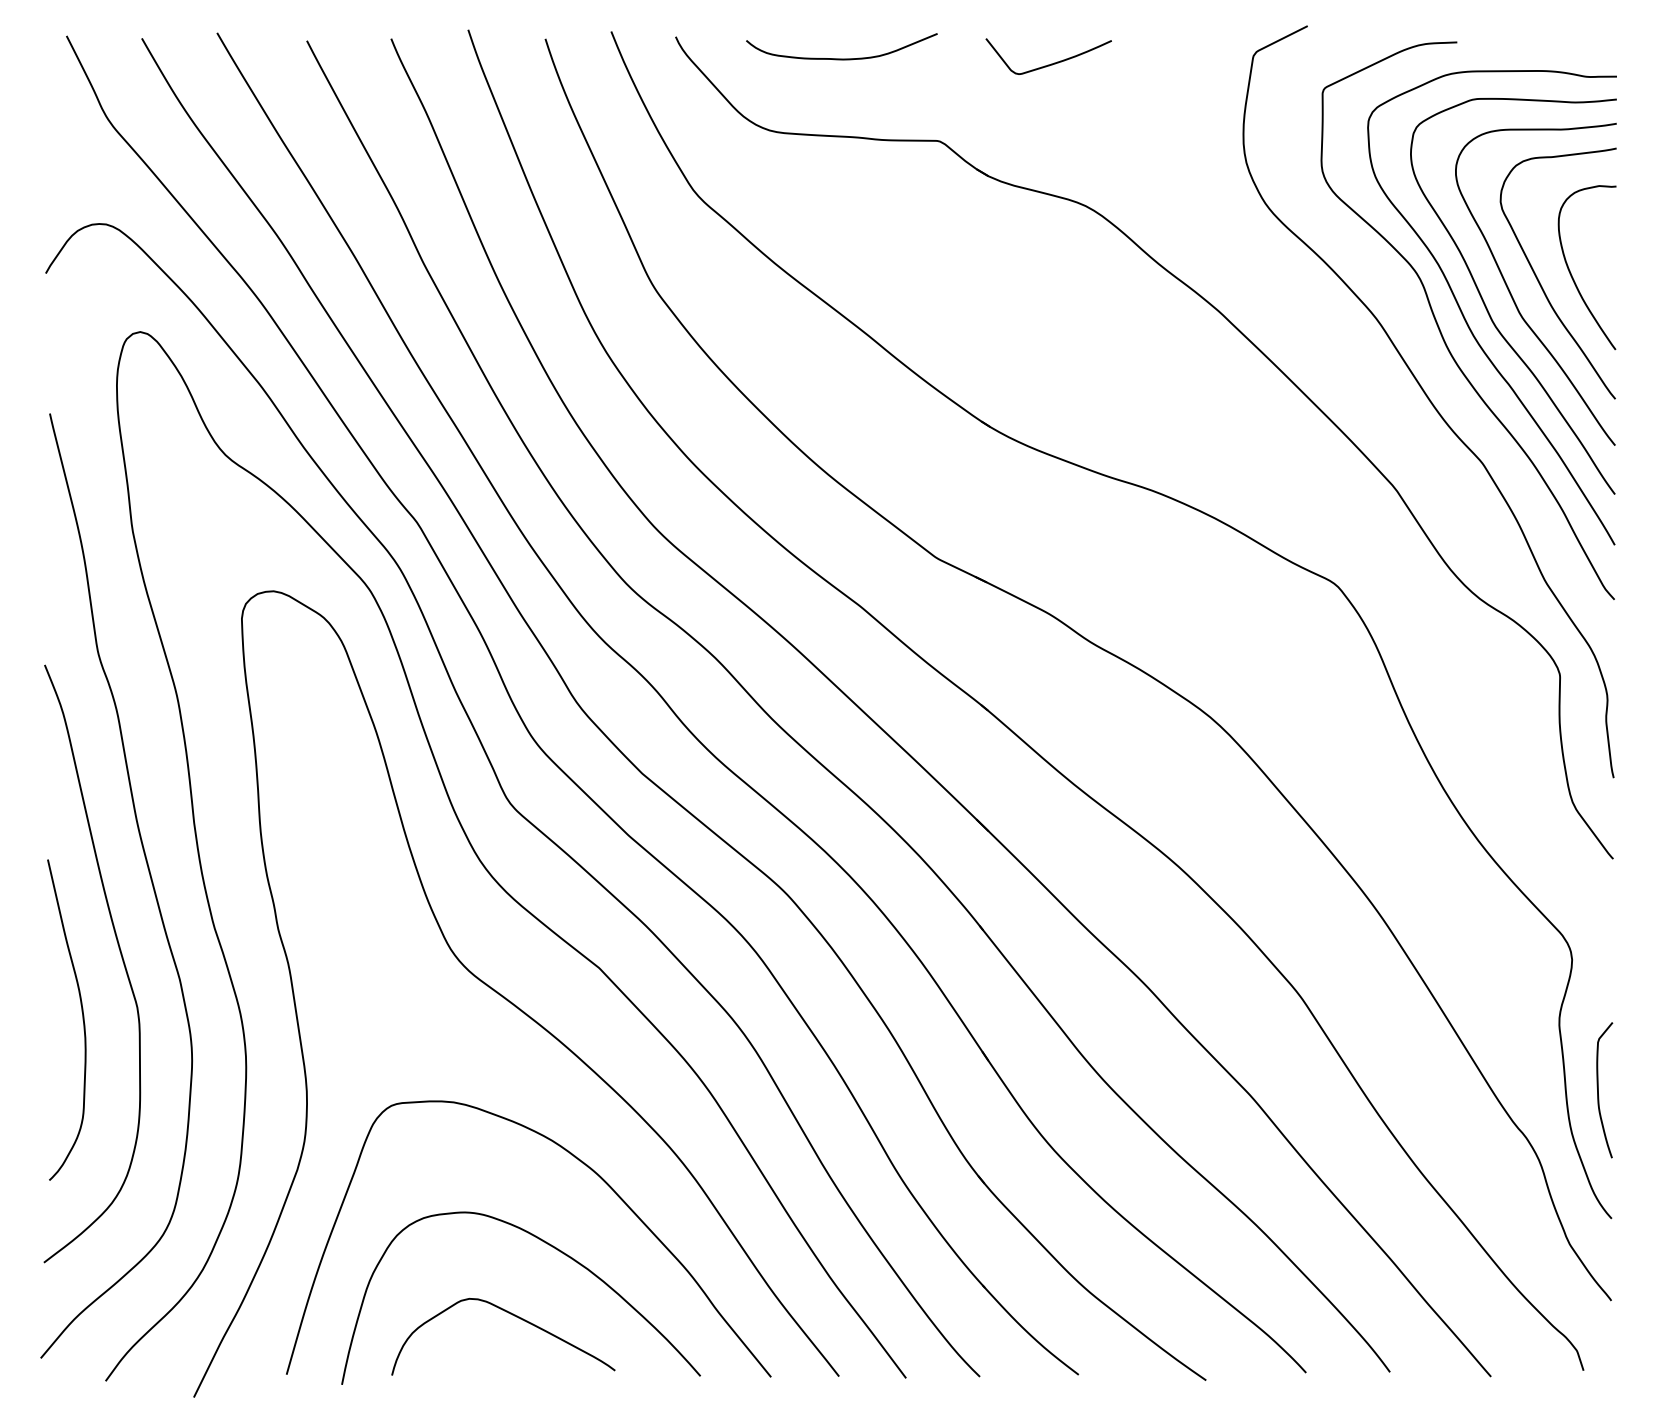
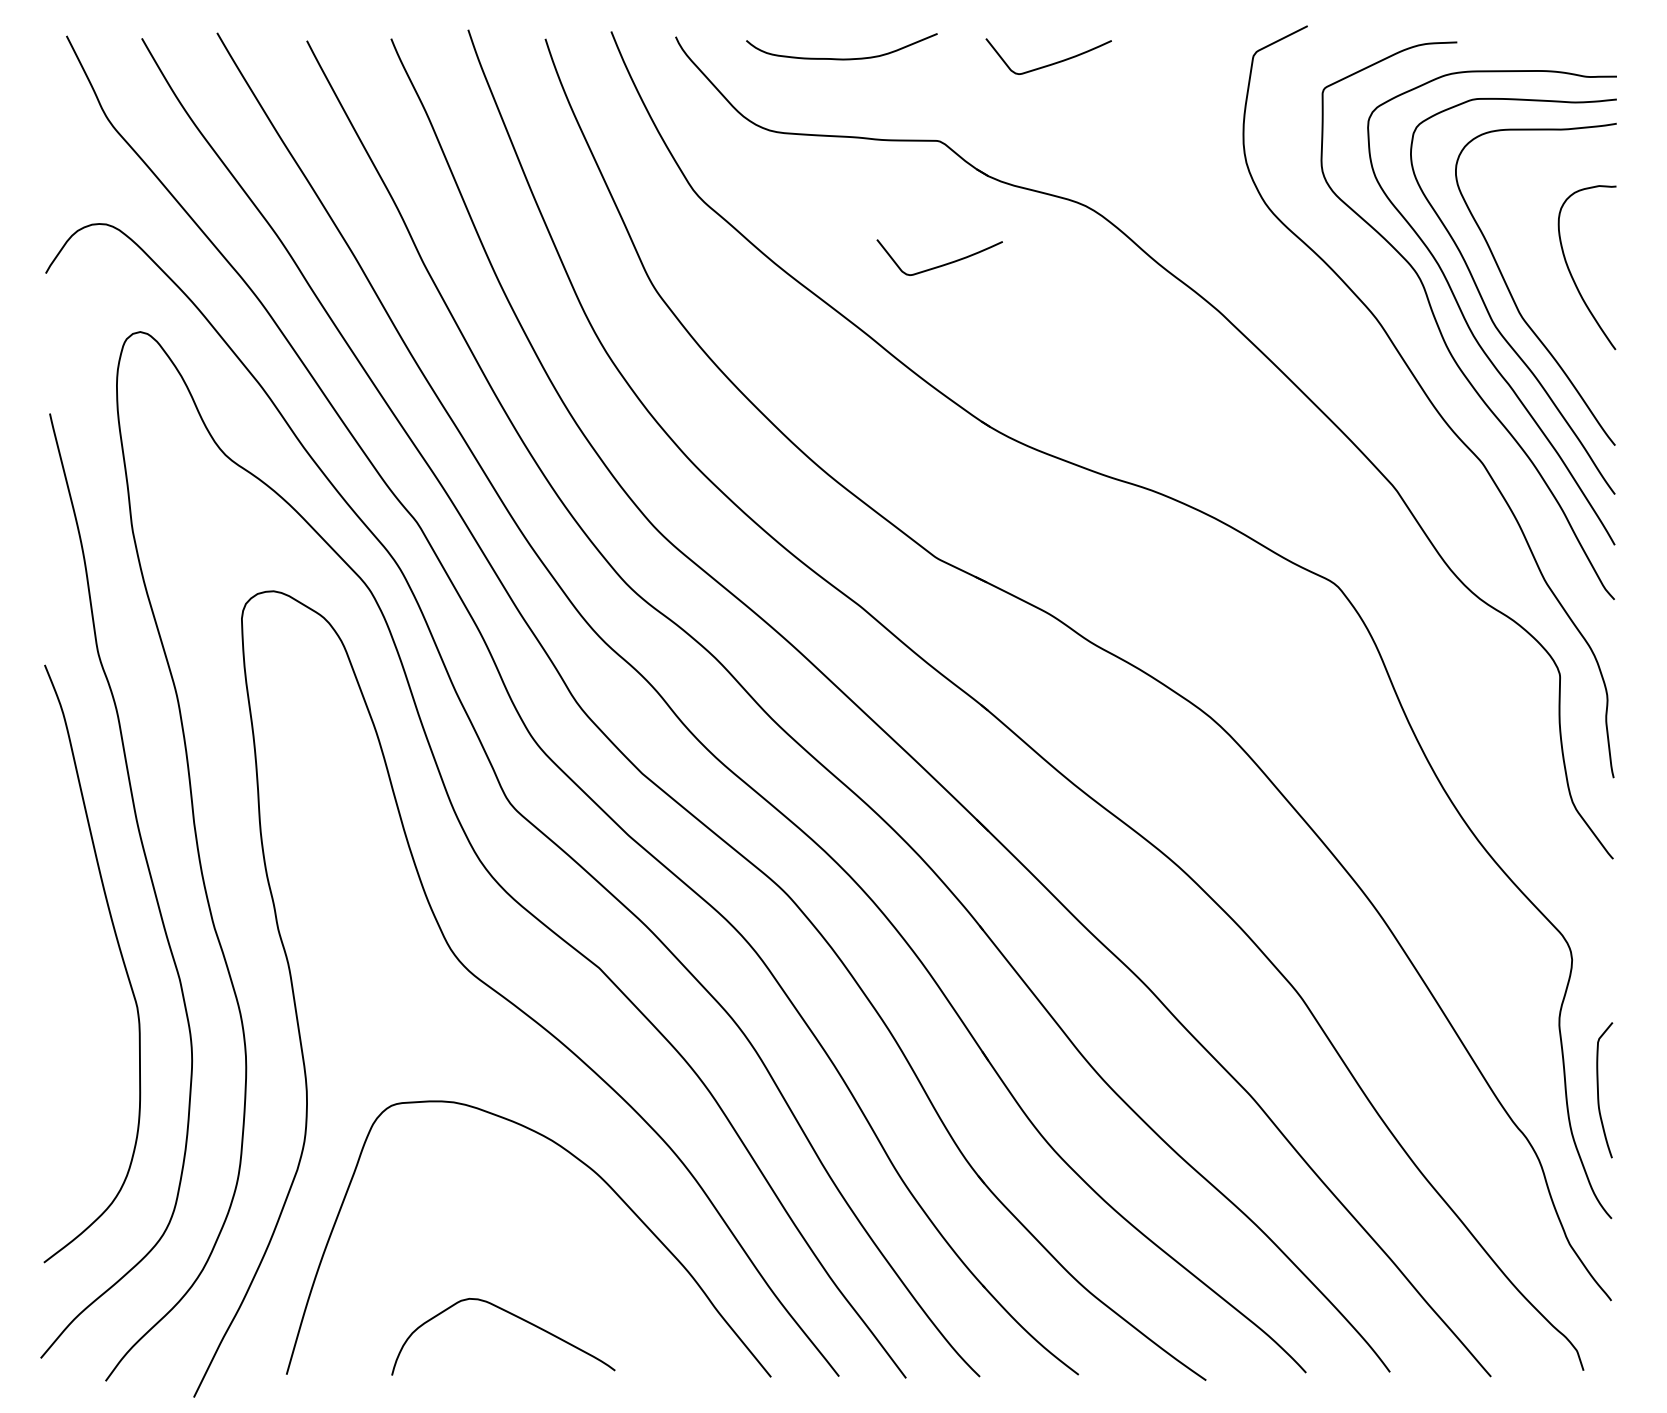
curve: none -> present (942, 264)
curve: present -> none (1540, 282)
curve: present -> none (82, 1019)
curve: present -> none (550, 1246)
